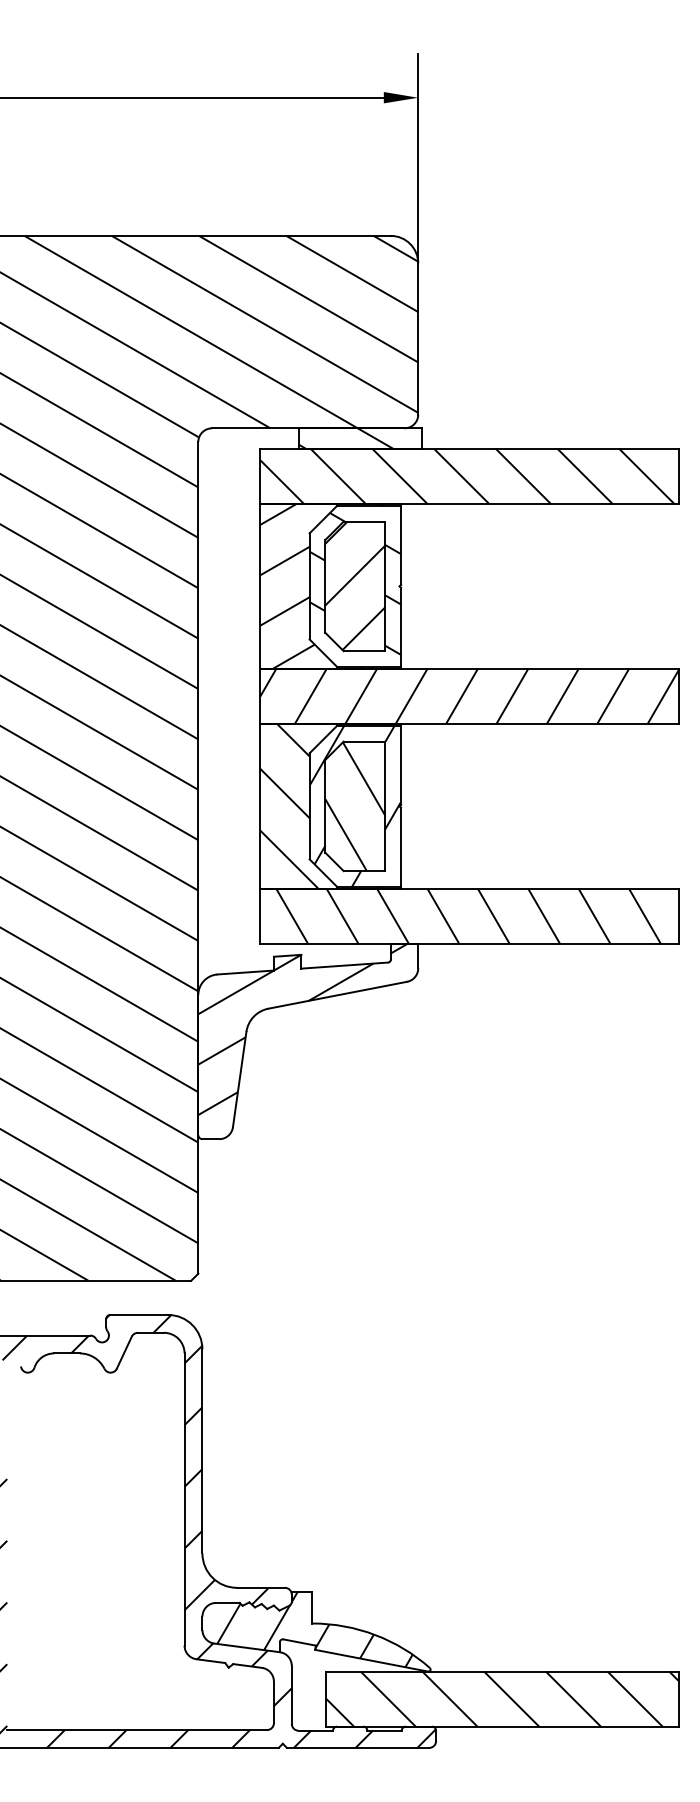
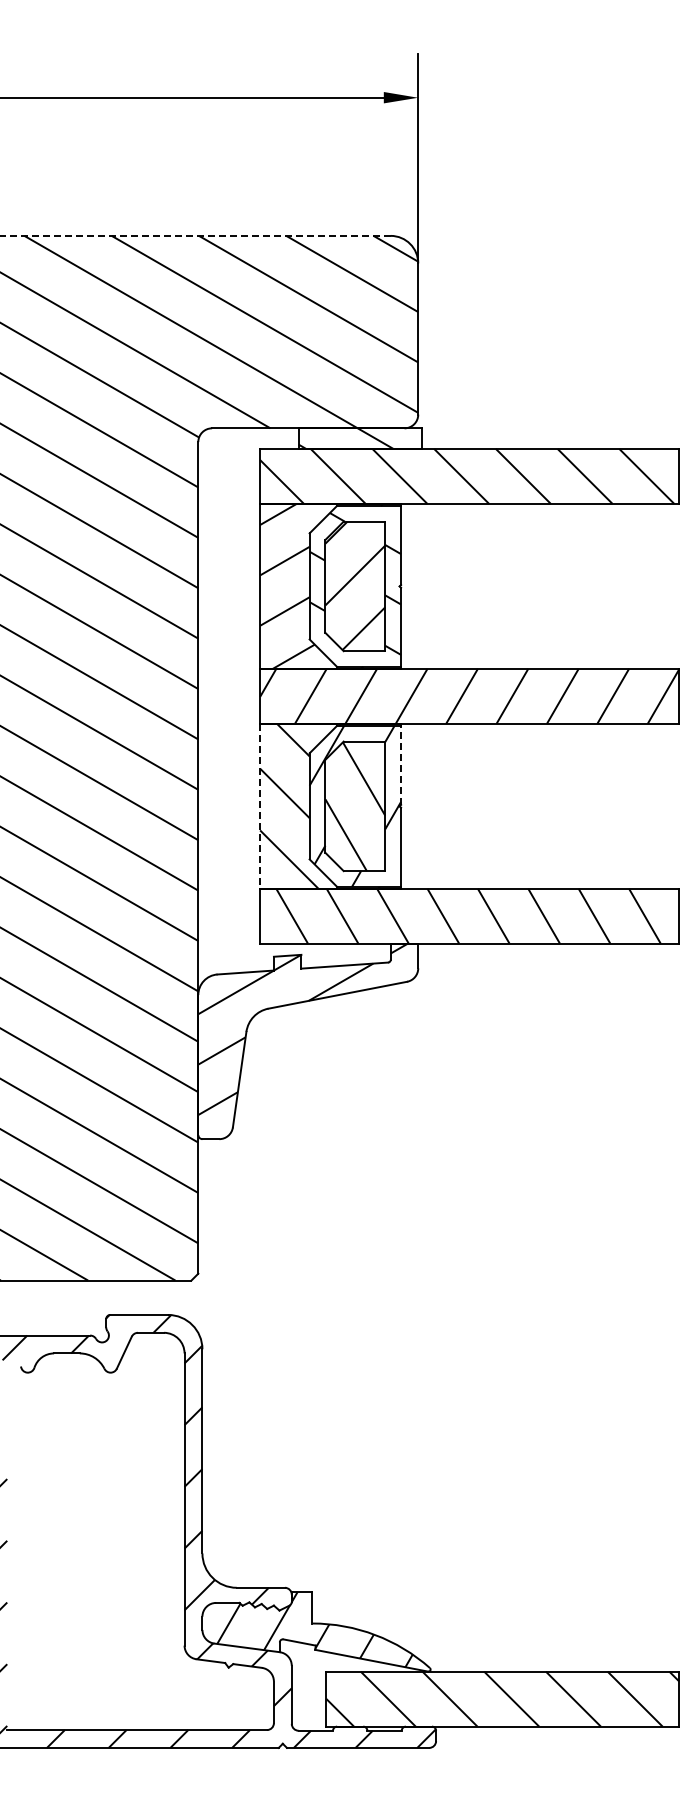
line: solid -> dashed (195, 235)
line: solid -> dashed (401, 765)
line: solid -> dashed (260, 806)
